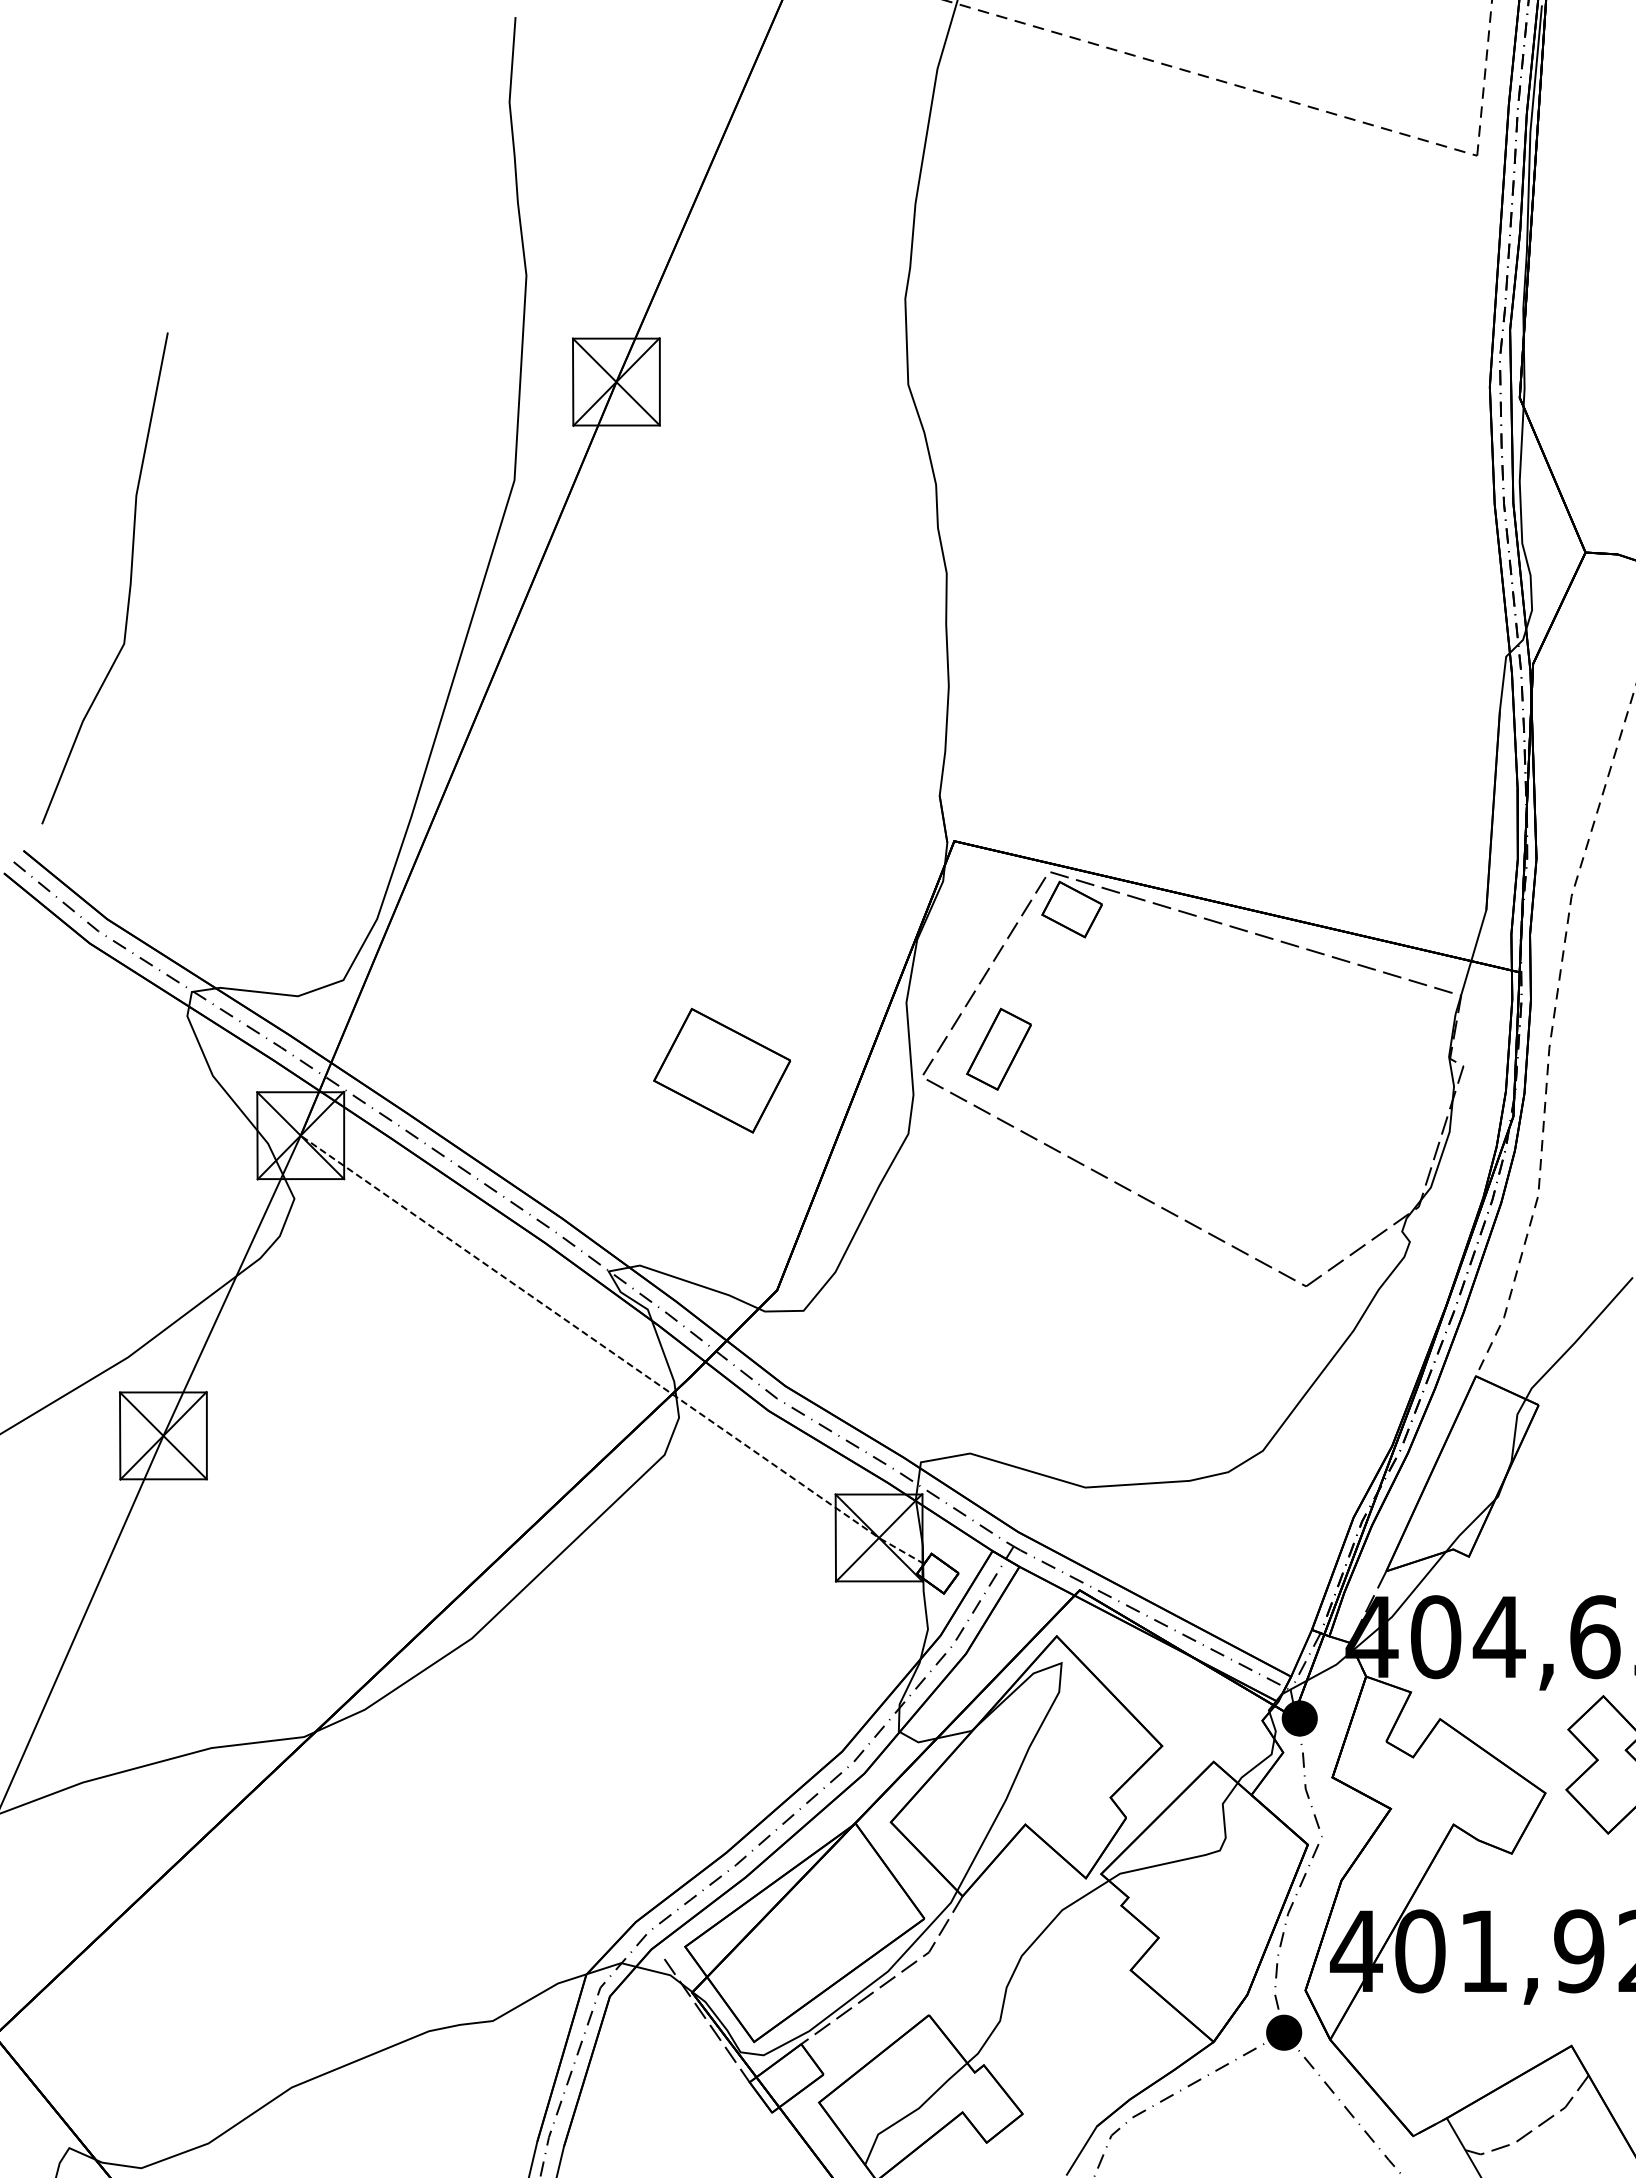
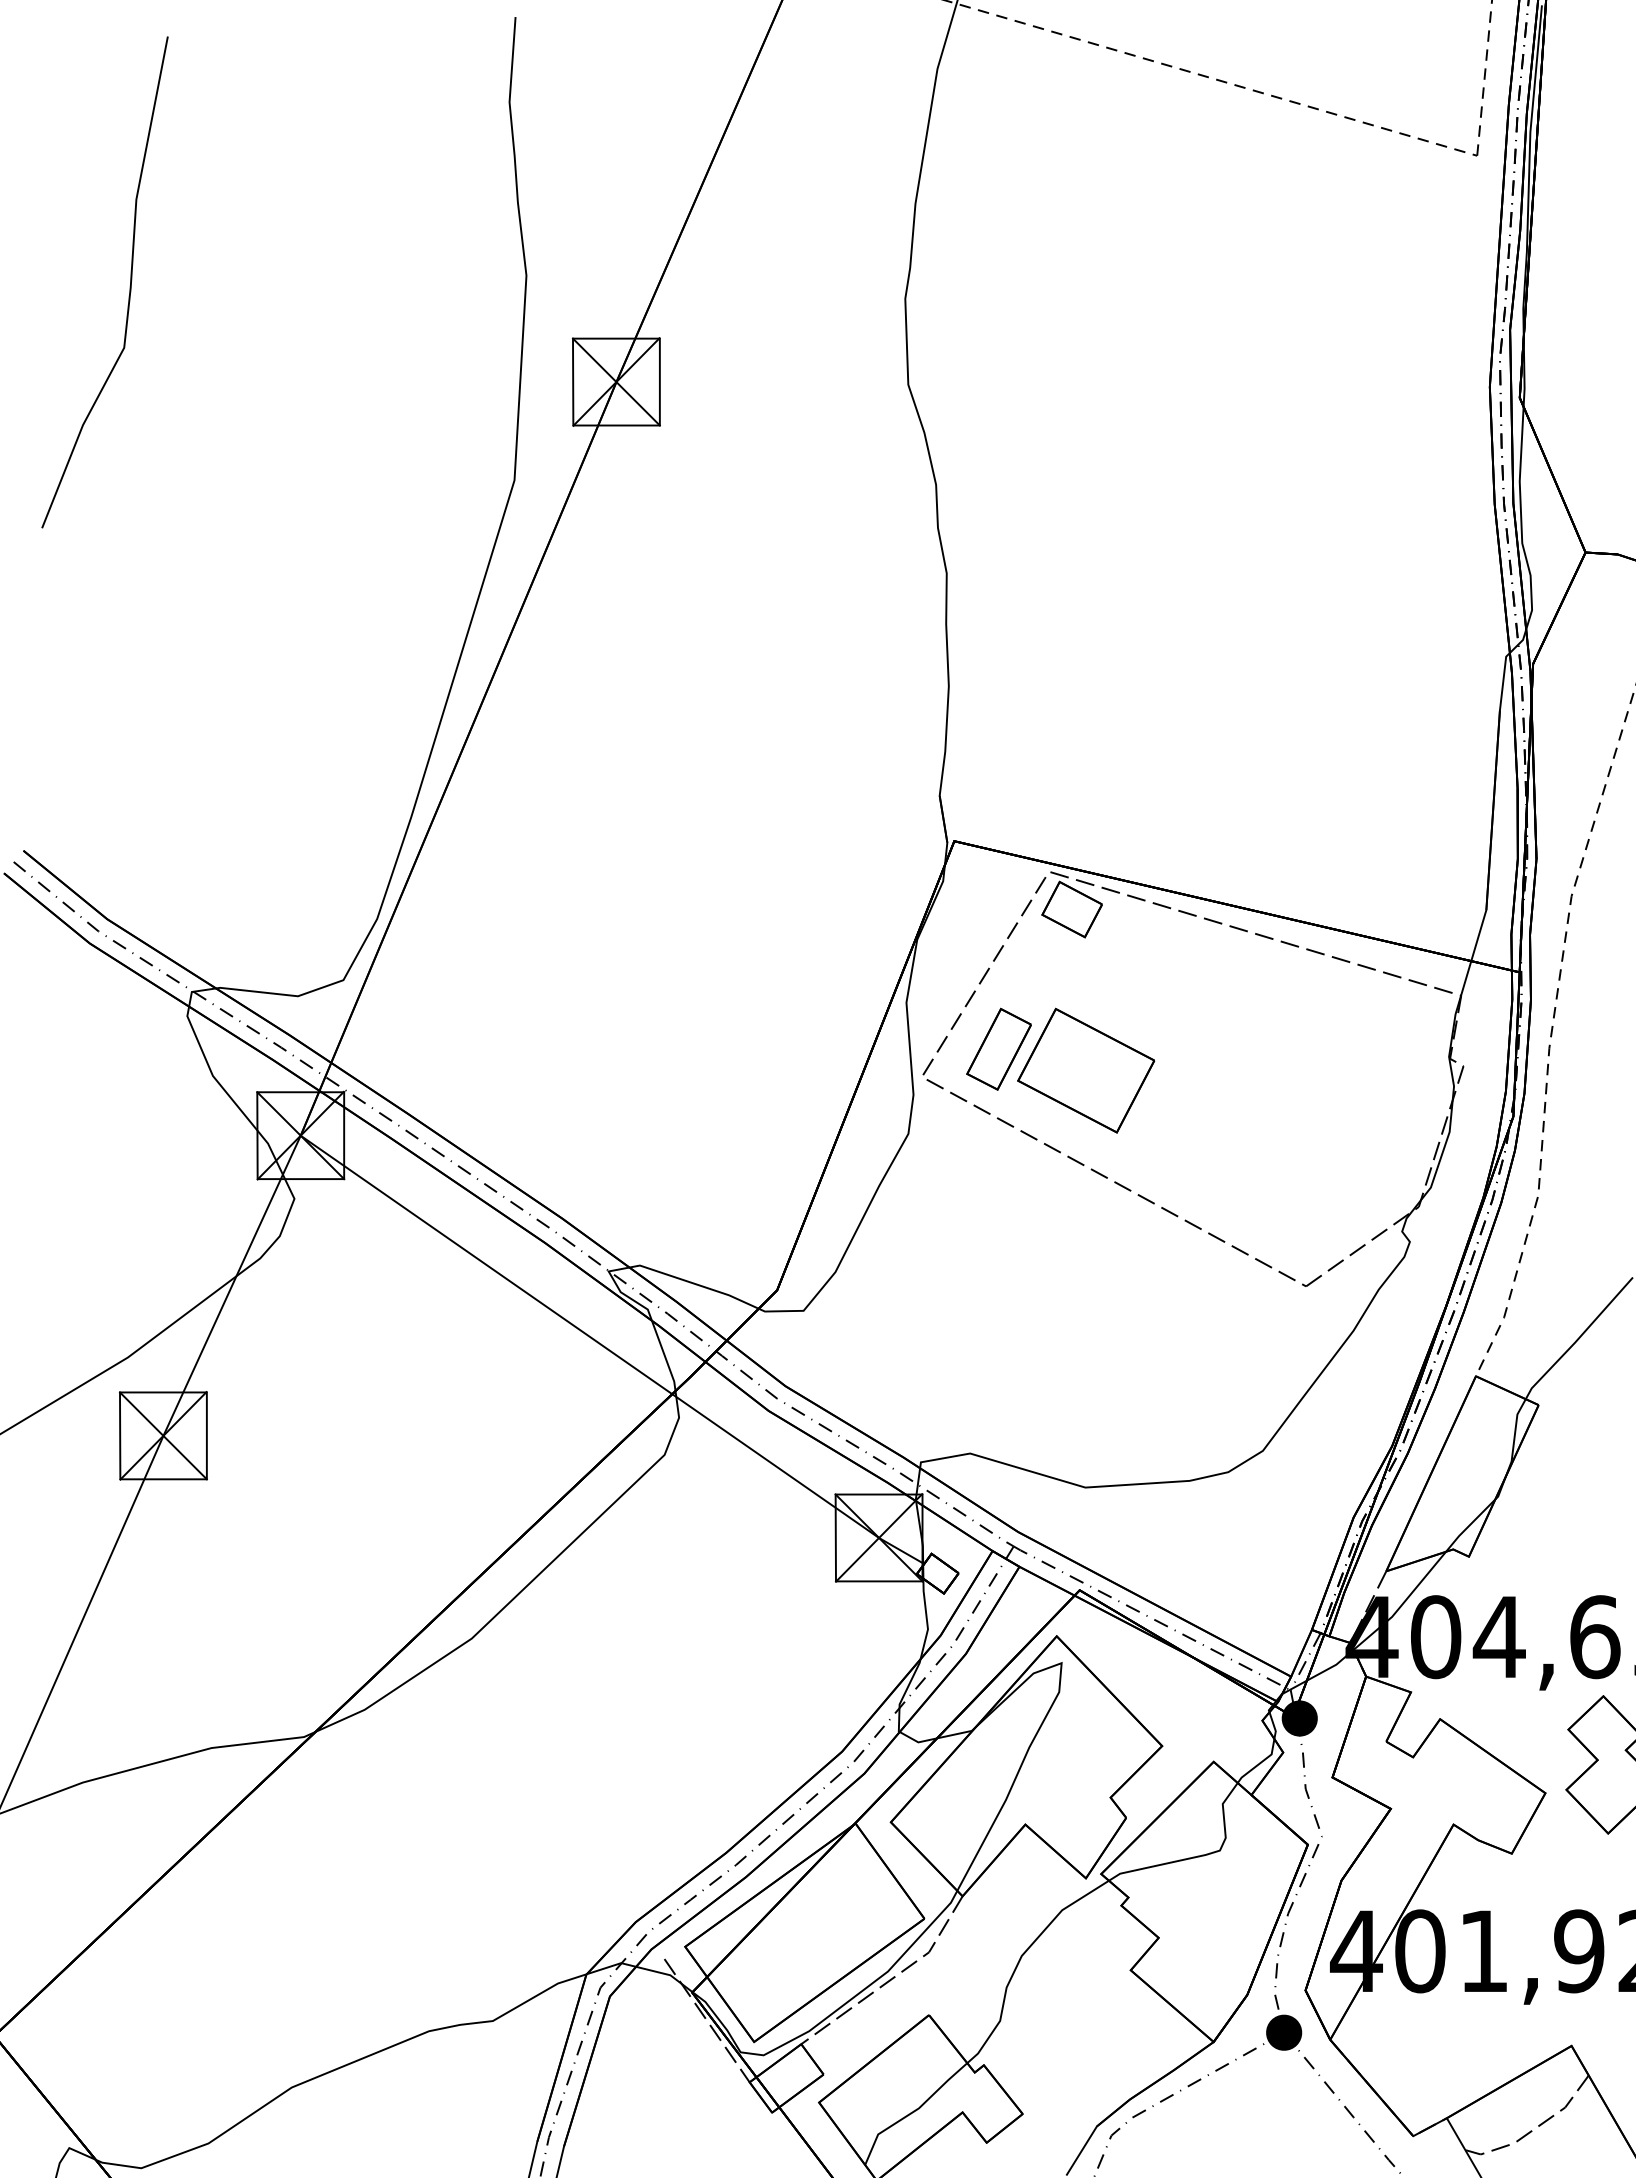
curve position: (129, 582) -> (129, 286) (129, 286)
part position: (722, 1070) -> (1086, 1070) (1086, 1070)
line: dashed -> solid (611, 1351)
